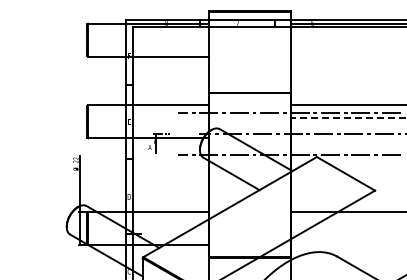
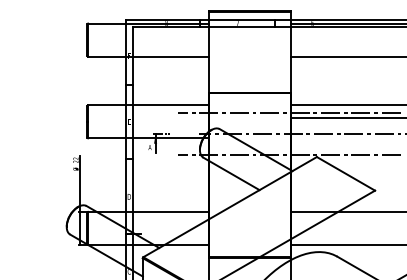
line: none -> present (346, 56)
line: dashed -> solid (348, 118)
line: none -> present (346, 244)
